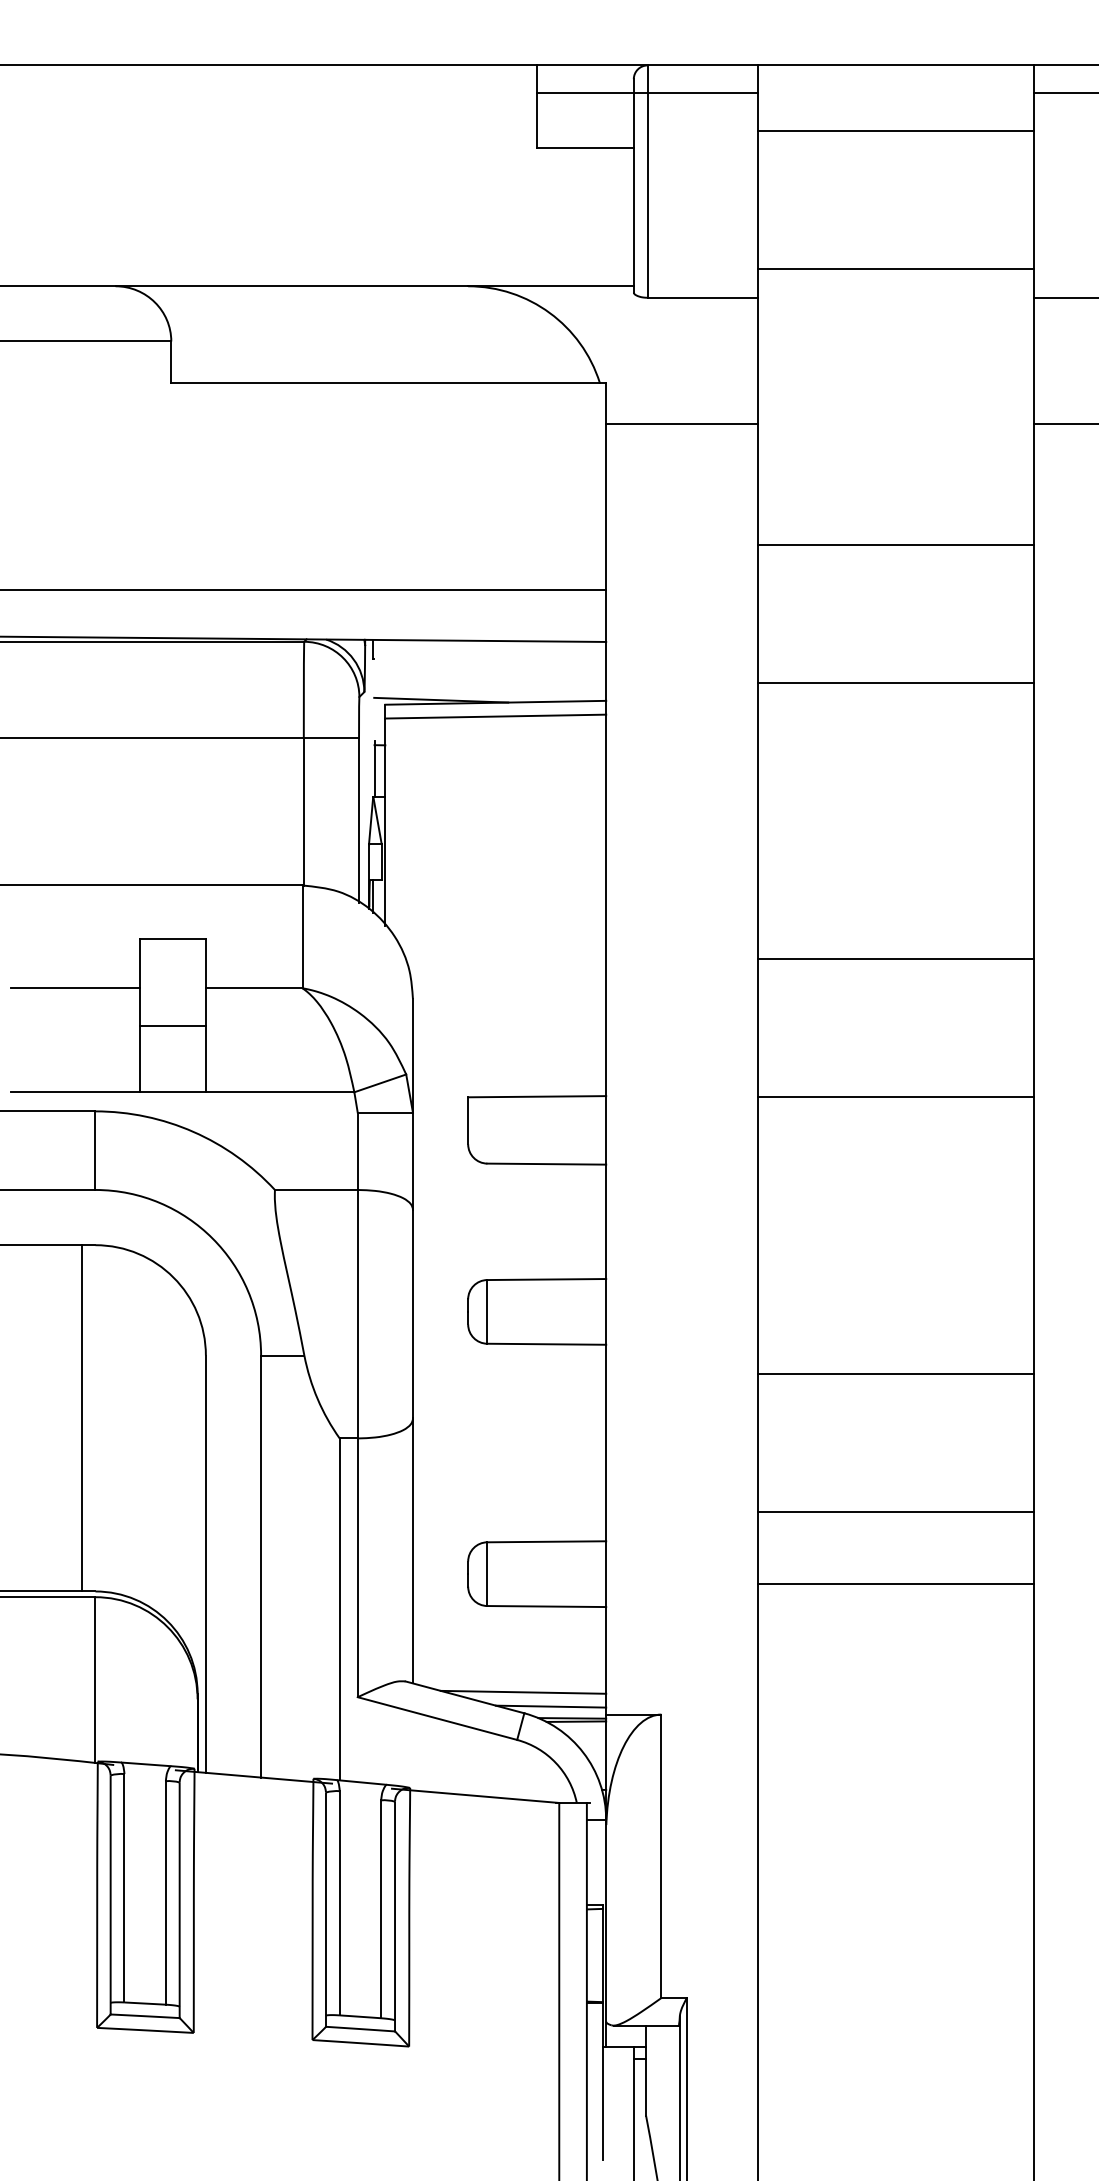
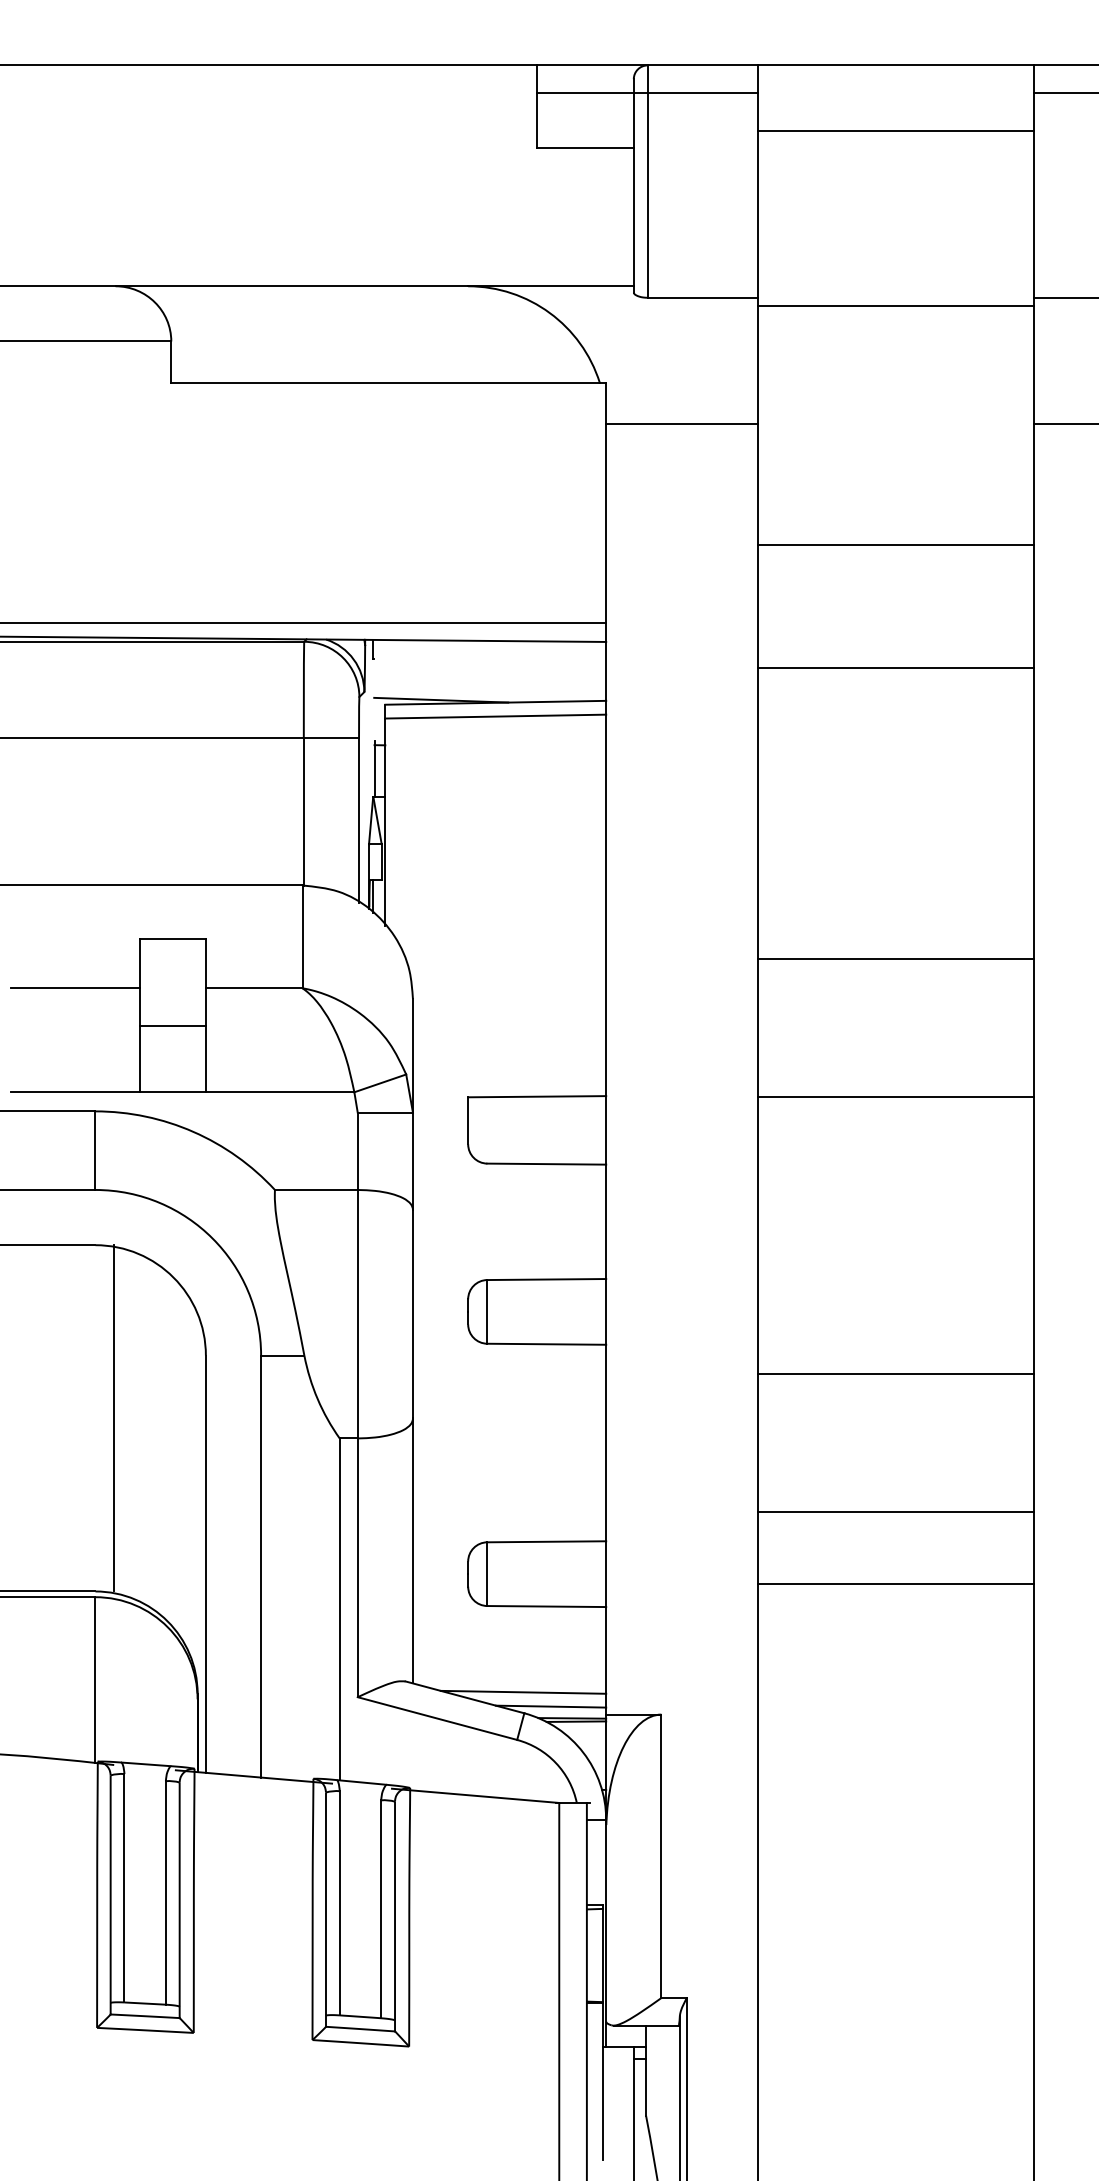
line position: (896, 269) -> (896, 306) (896, 306)
line position: (304, 589) -> (304, 622) (304, 622)
line position: (896, 683) -> (896, 668) (896, 668)
line position: (81, 1418) -> (113, 1418) (113, 1418)
